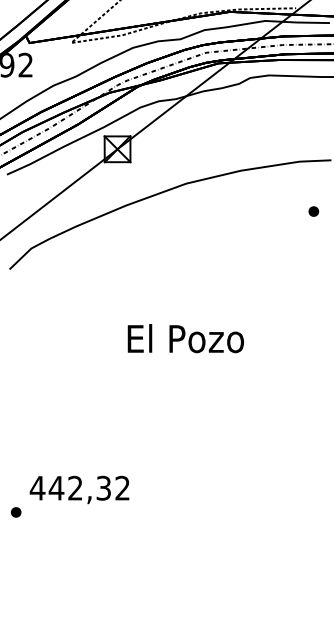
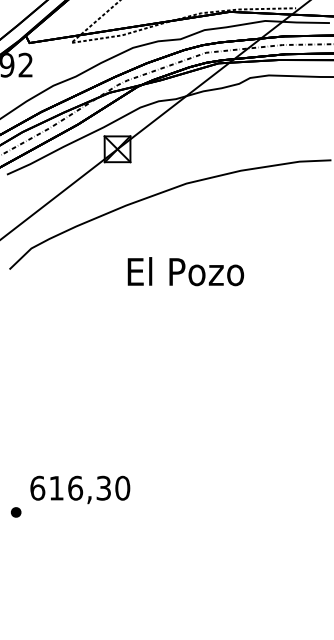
part: present -> none (313, 211)
text position: (185, 338) -> (185, 271) (185, 271)
text: 442,32 -> 616,30 (79, 487)
